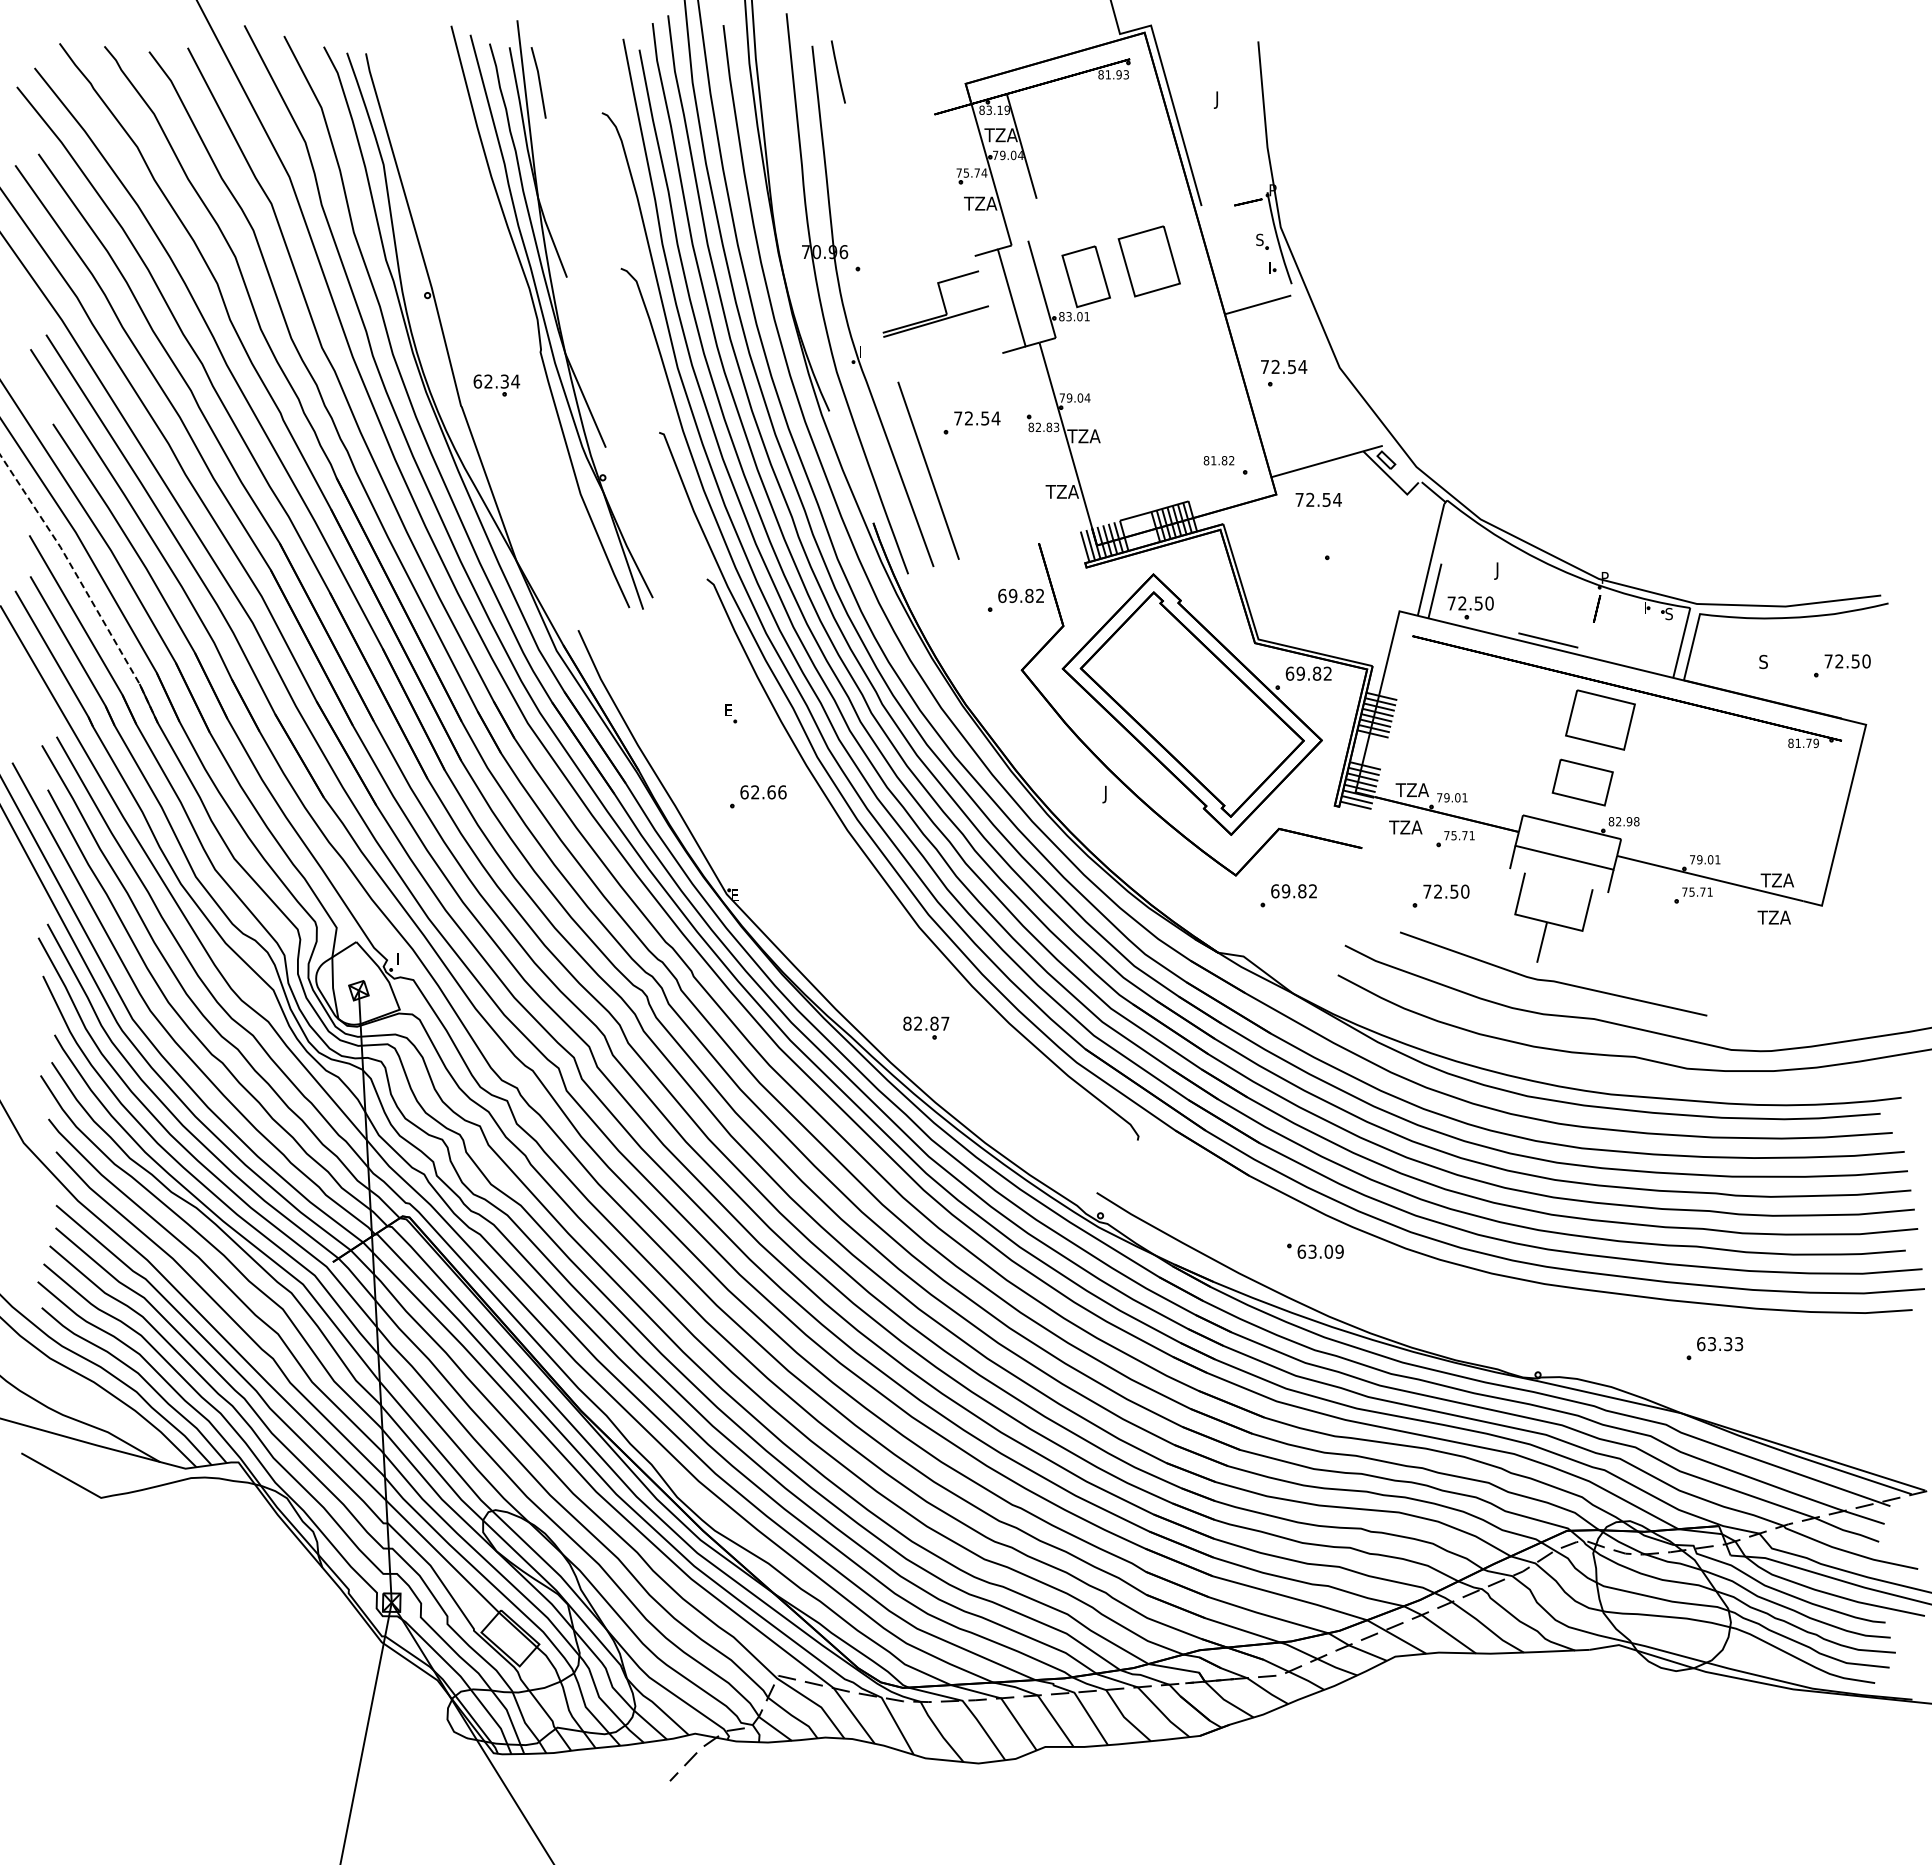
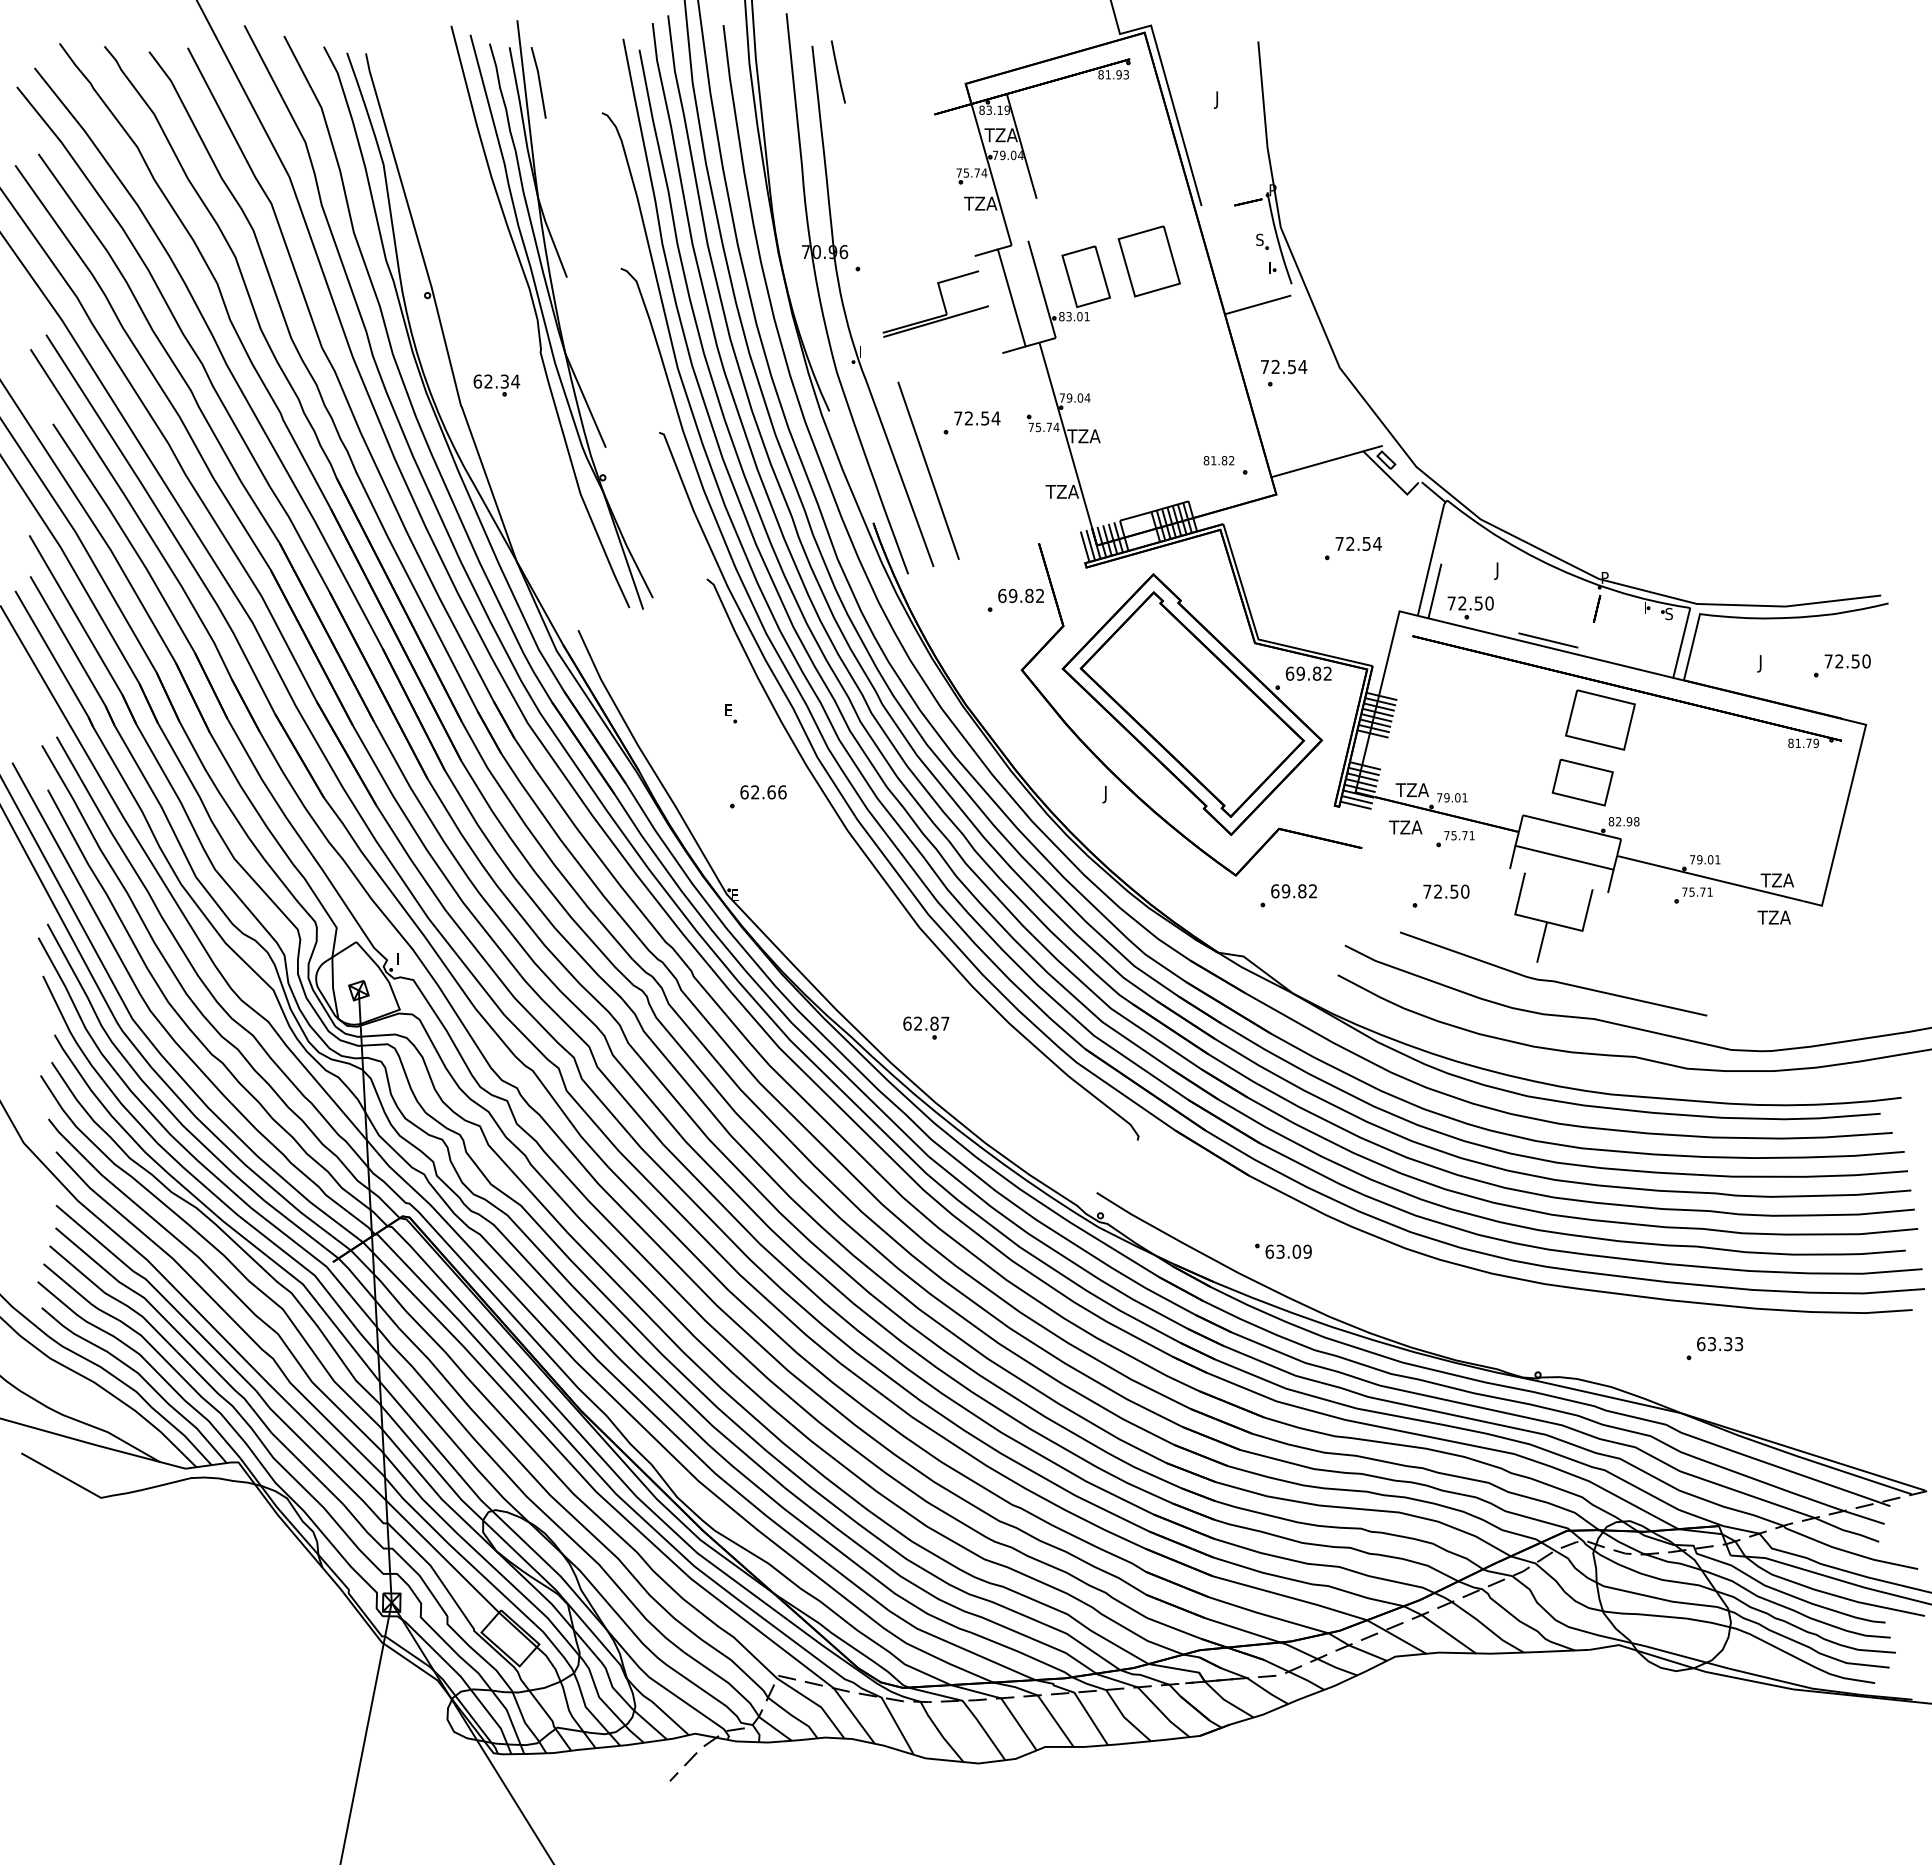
text: 82.83 -> 75.74 (1043, 427)
text position: (1318, 499) -> (1358, 543) (1358, 543)
line: dashed -> solid (83, 586)
text: S -> J (1762, 663)
text: 82.87 -> 62.87 (907, 1023)
part position: (1315, 1250) -> (1283, 1250) (1283, 1250)
